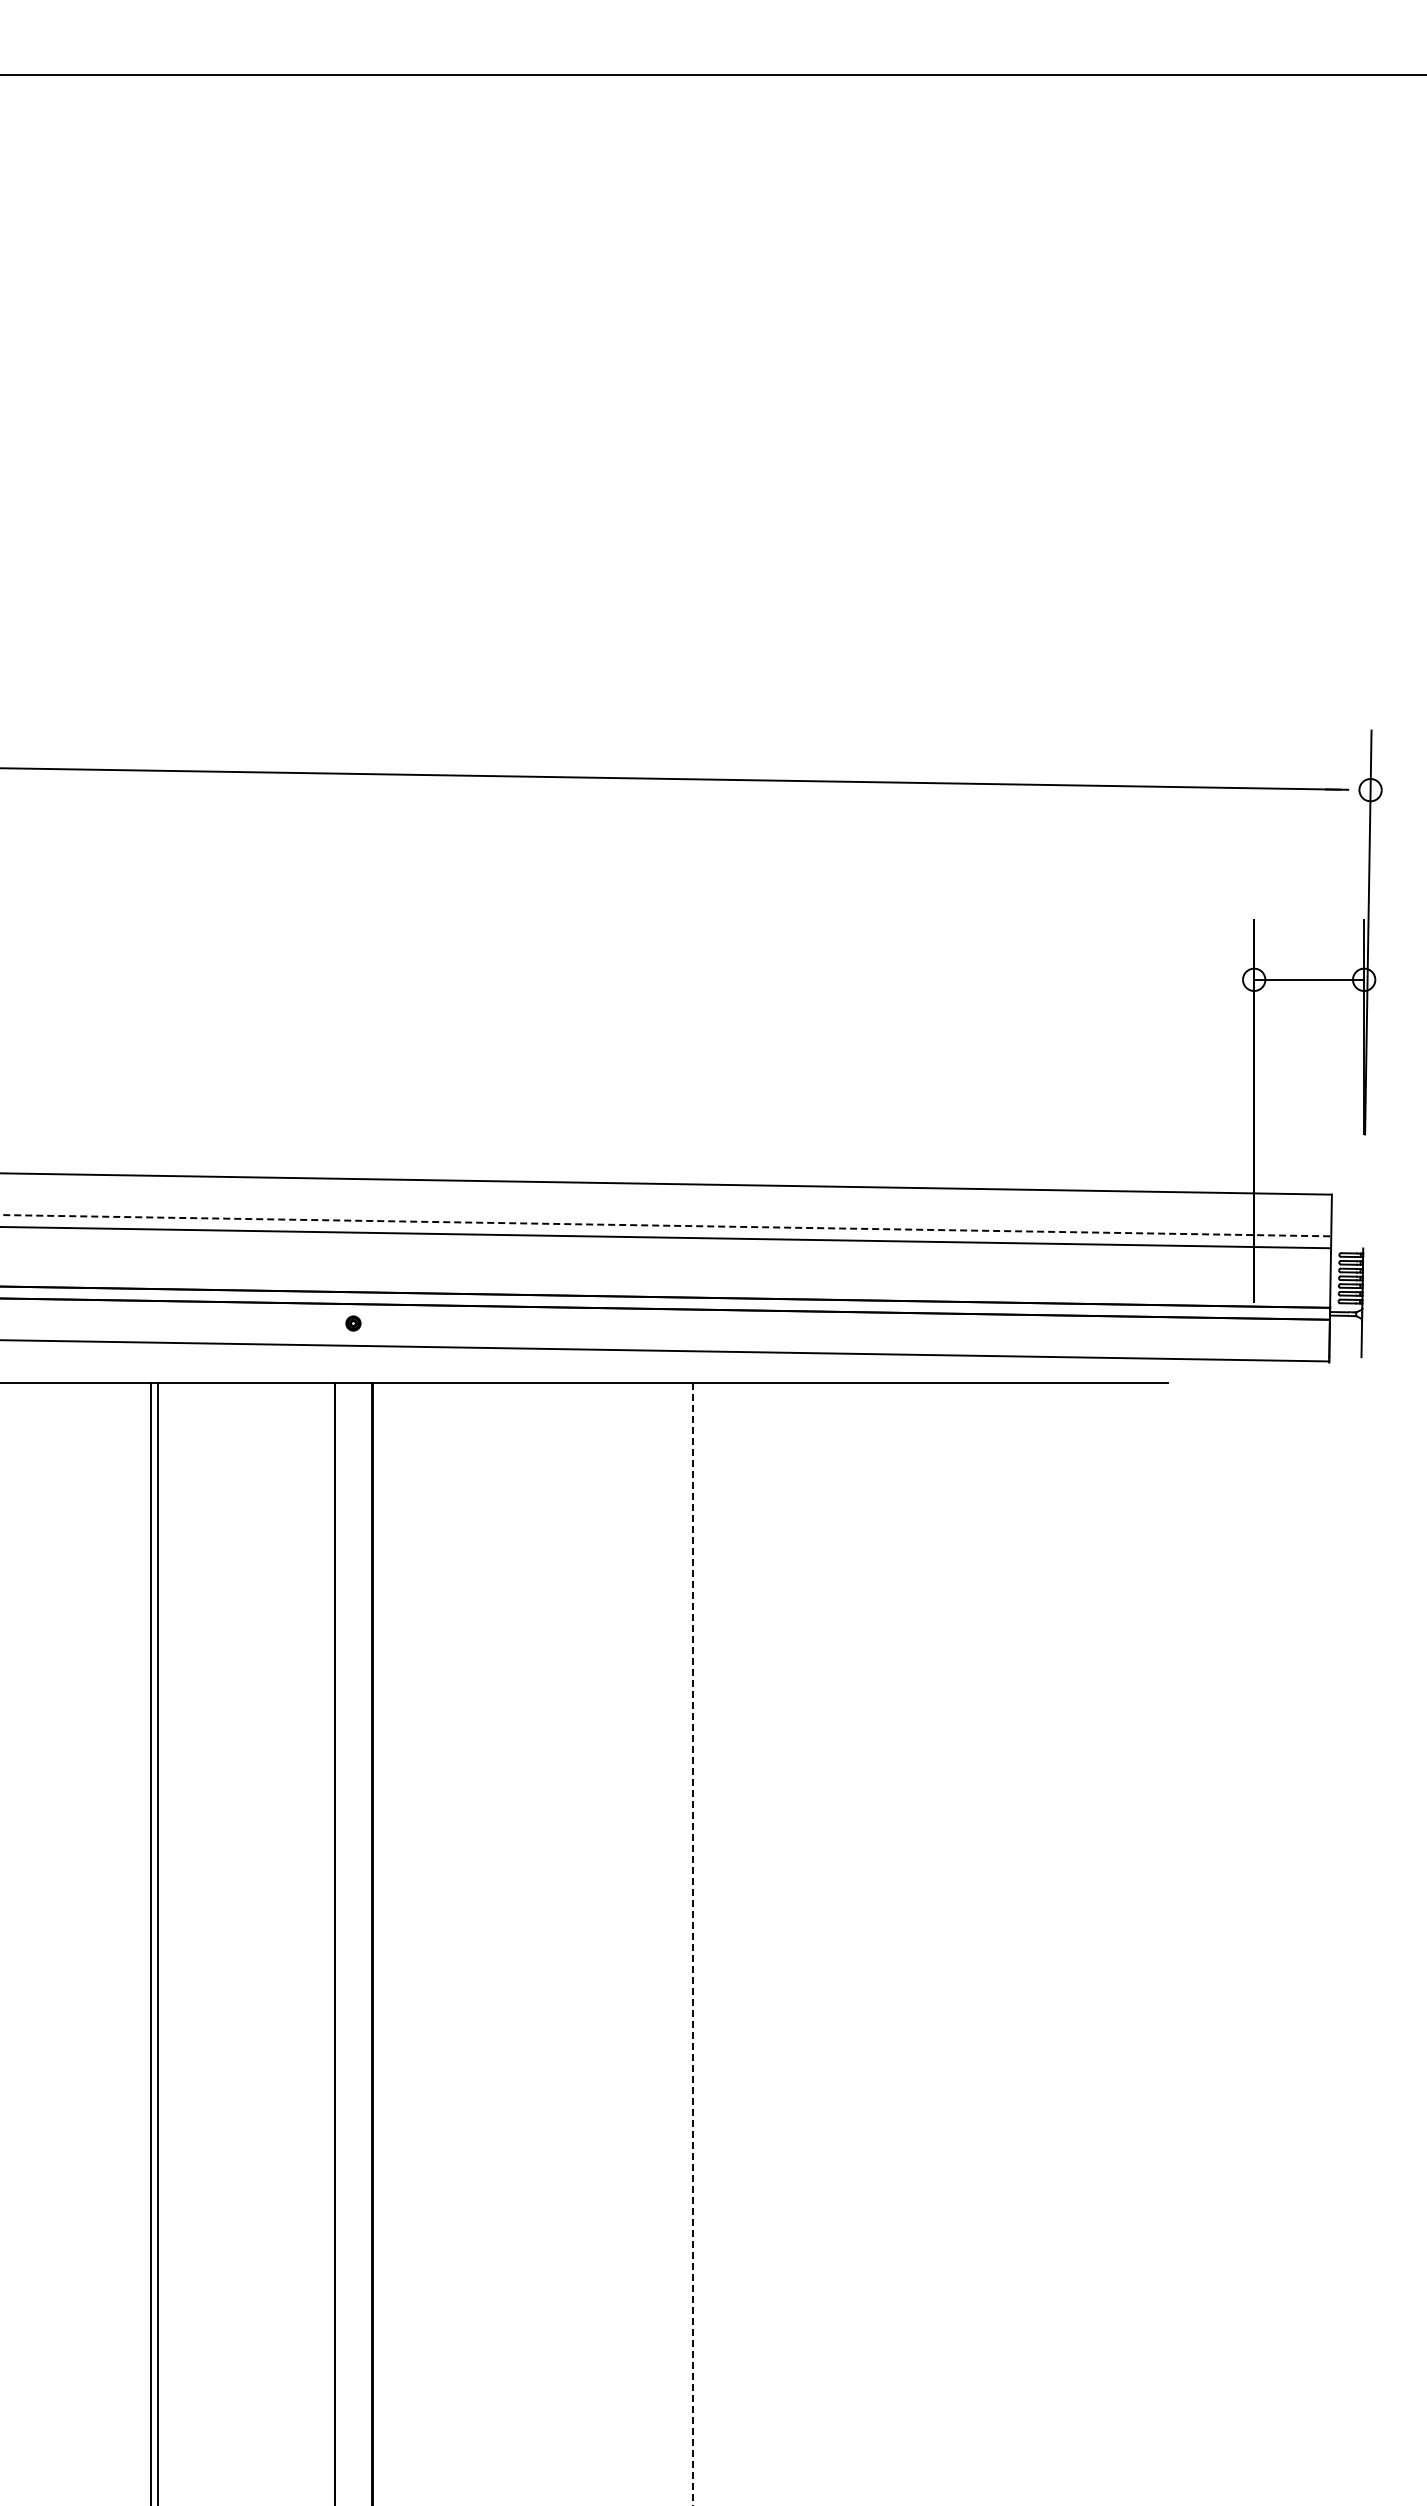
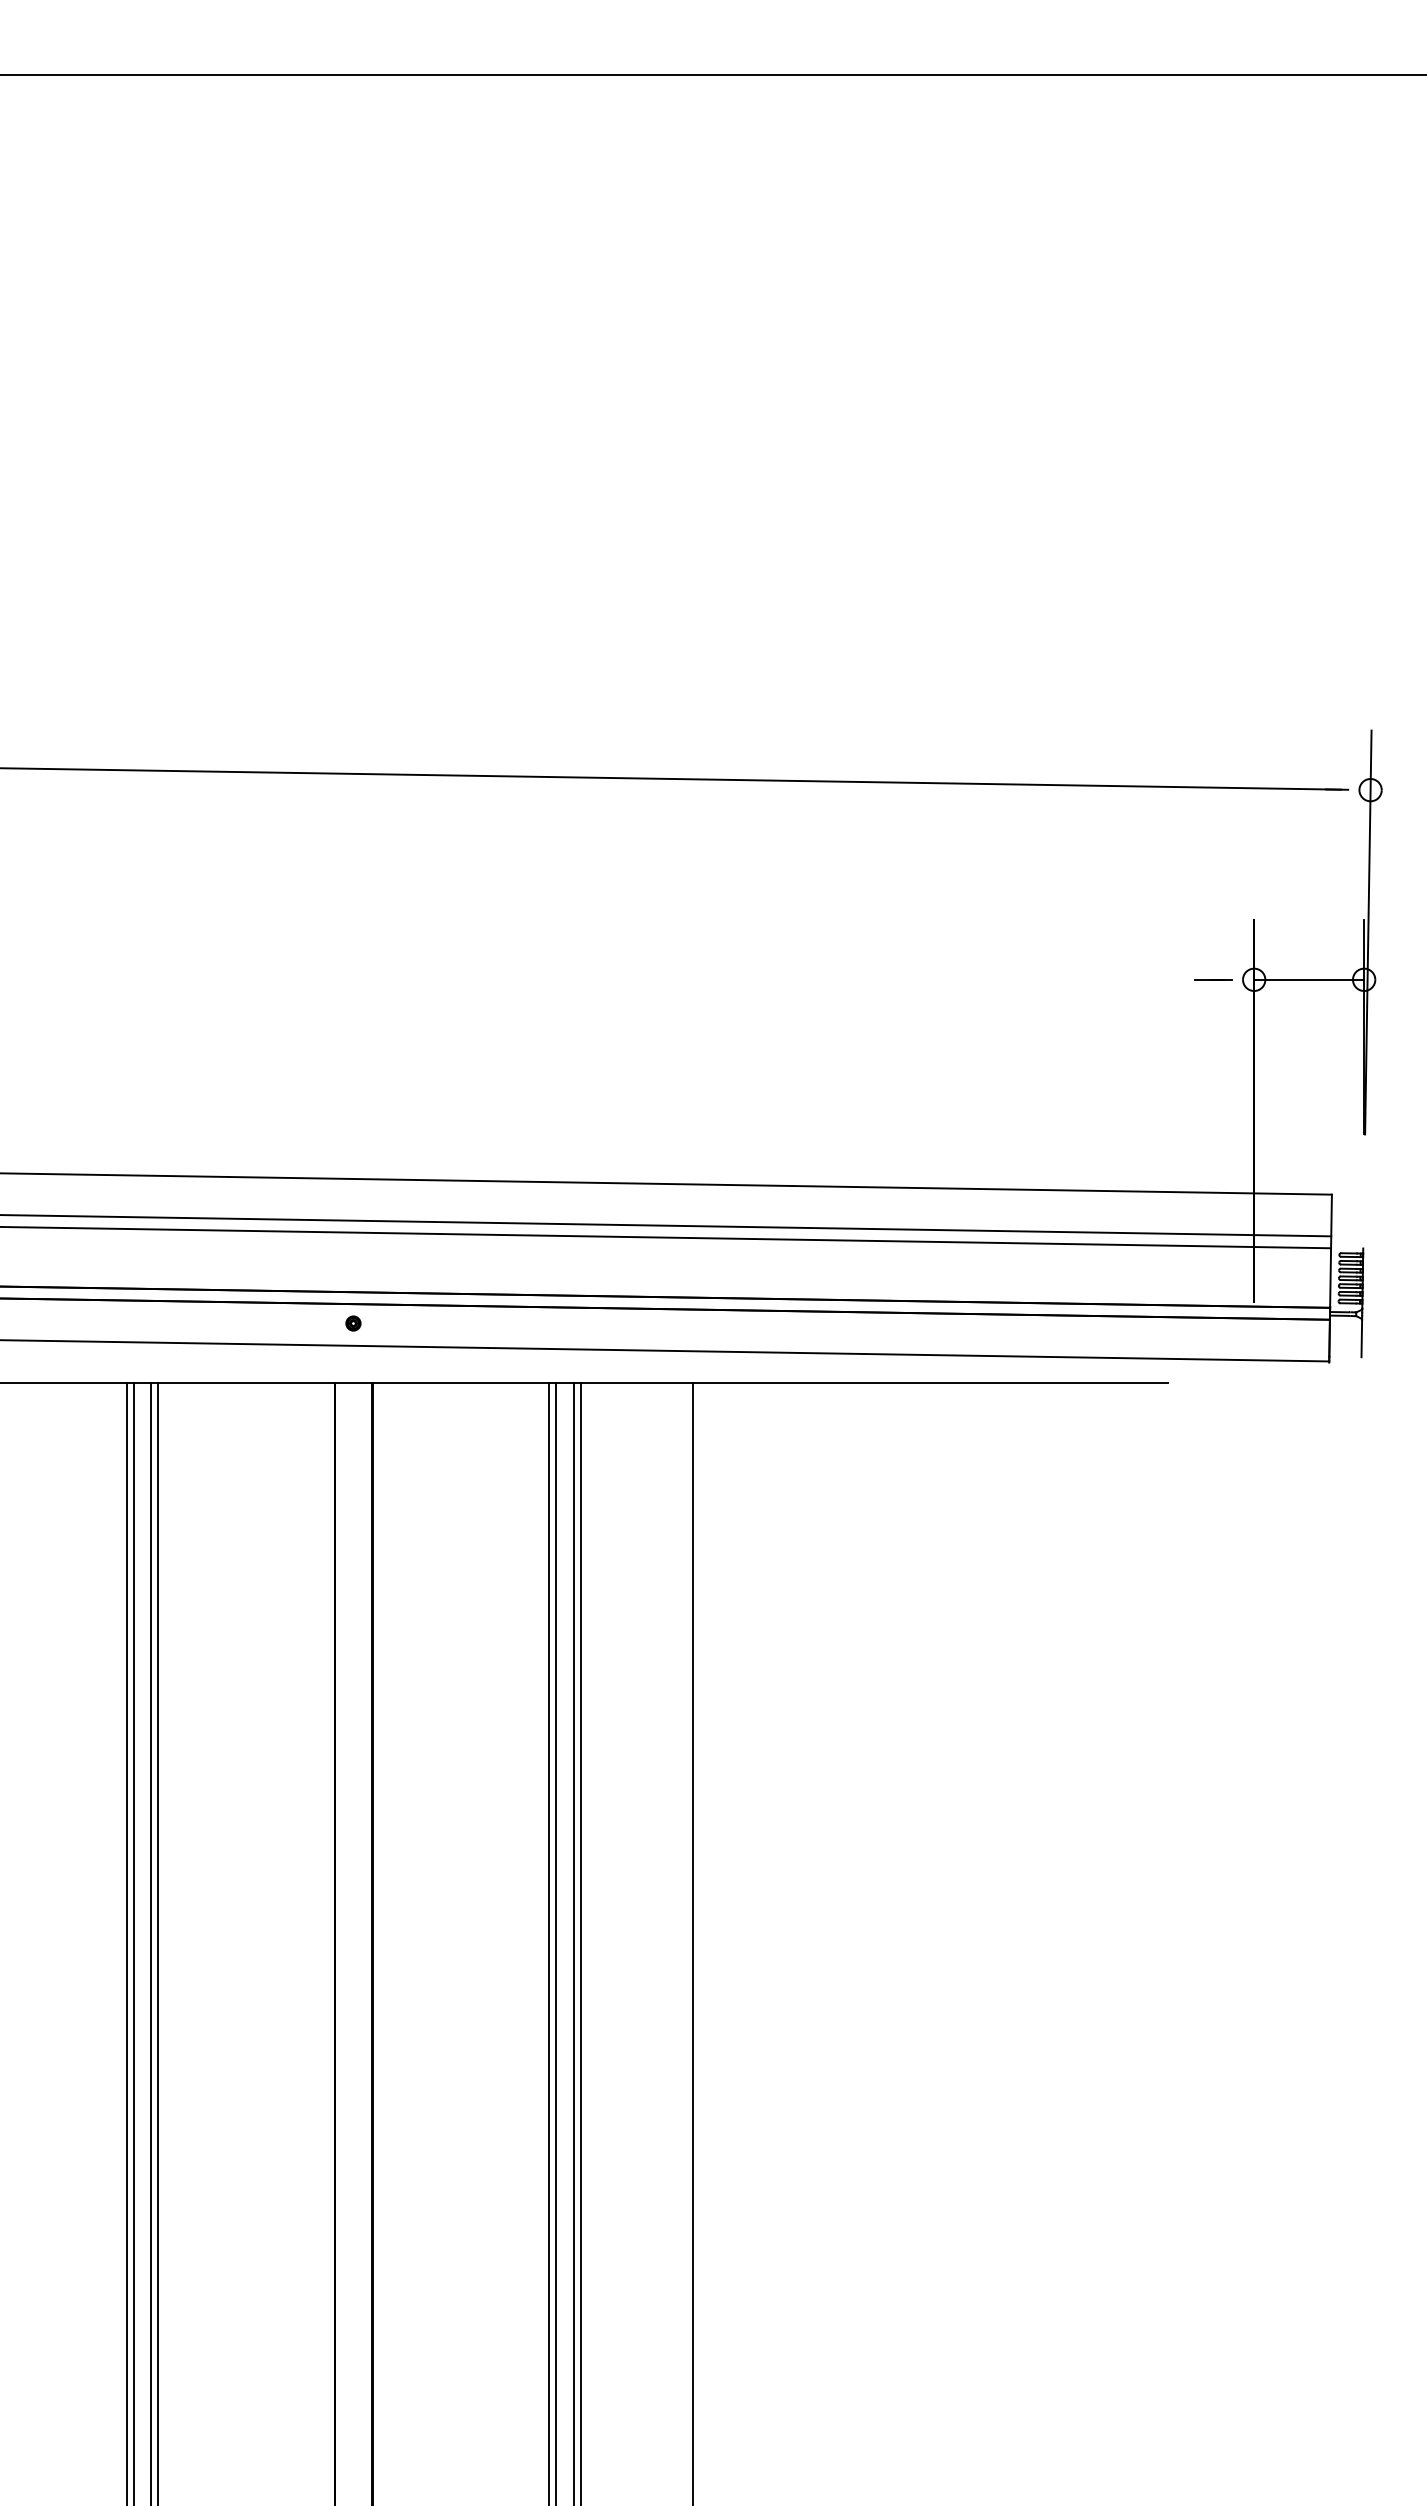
line: none -> present (1213, 979)
line: dashed -> solid (666, 1225)
line: none -> present (126, 1942)
line: none -> present (133, 1942)
line: none -> present (549, 1942)
line: none -> present (556, 1942)
line: none -> present (573, 1942)
line: none -> present (581, 1942)
line: dashed -> solid (693, 1944)
